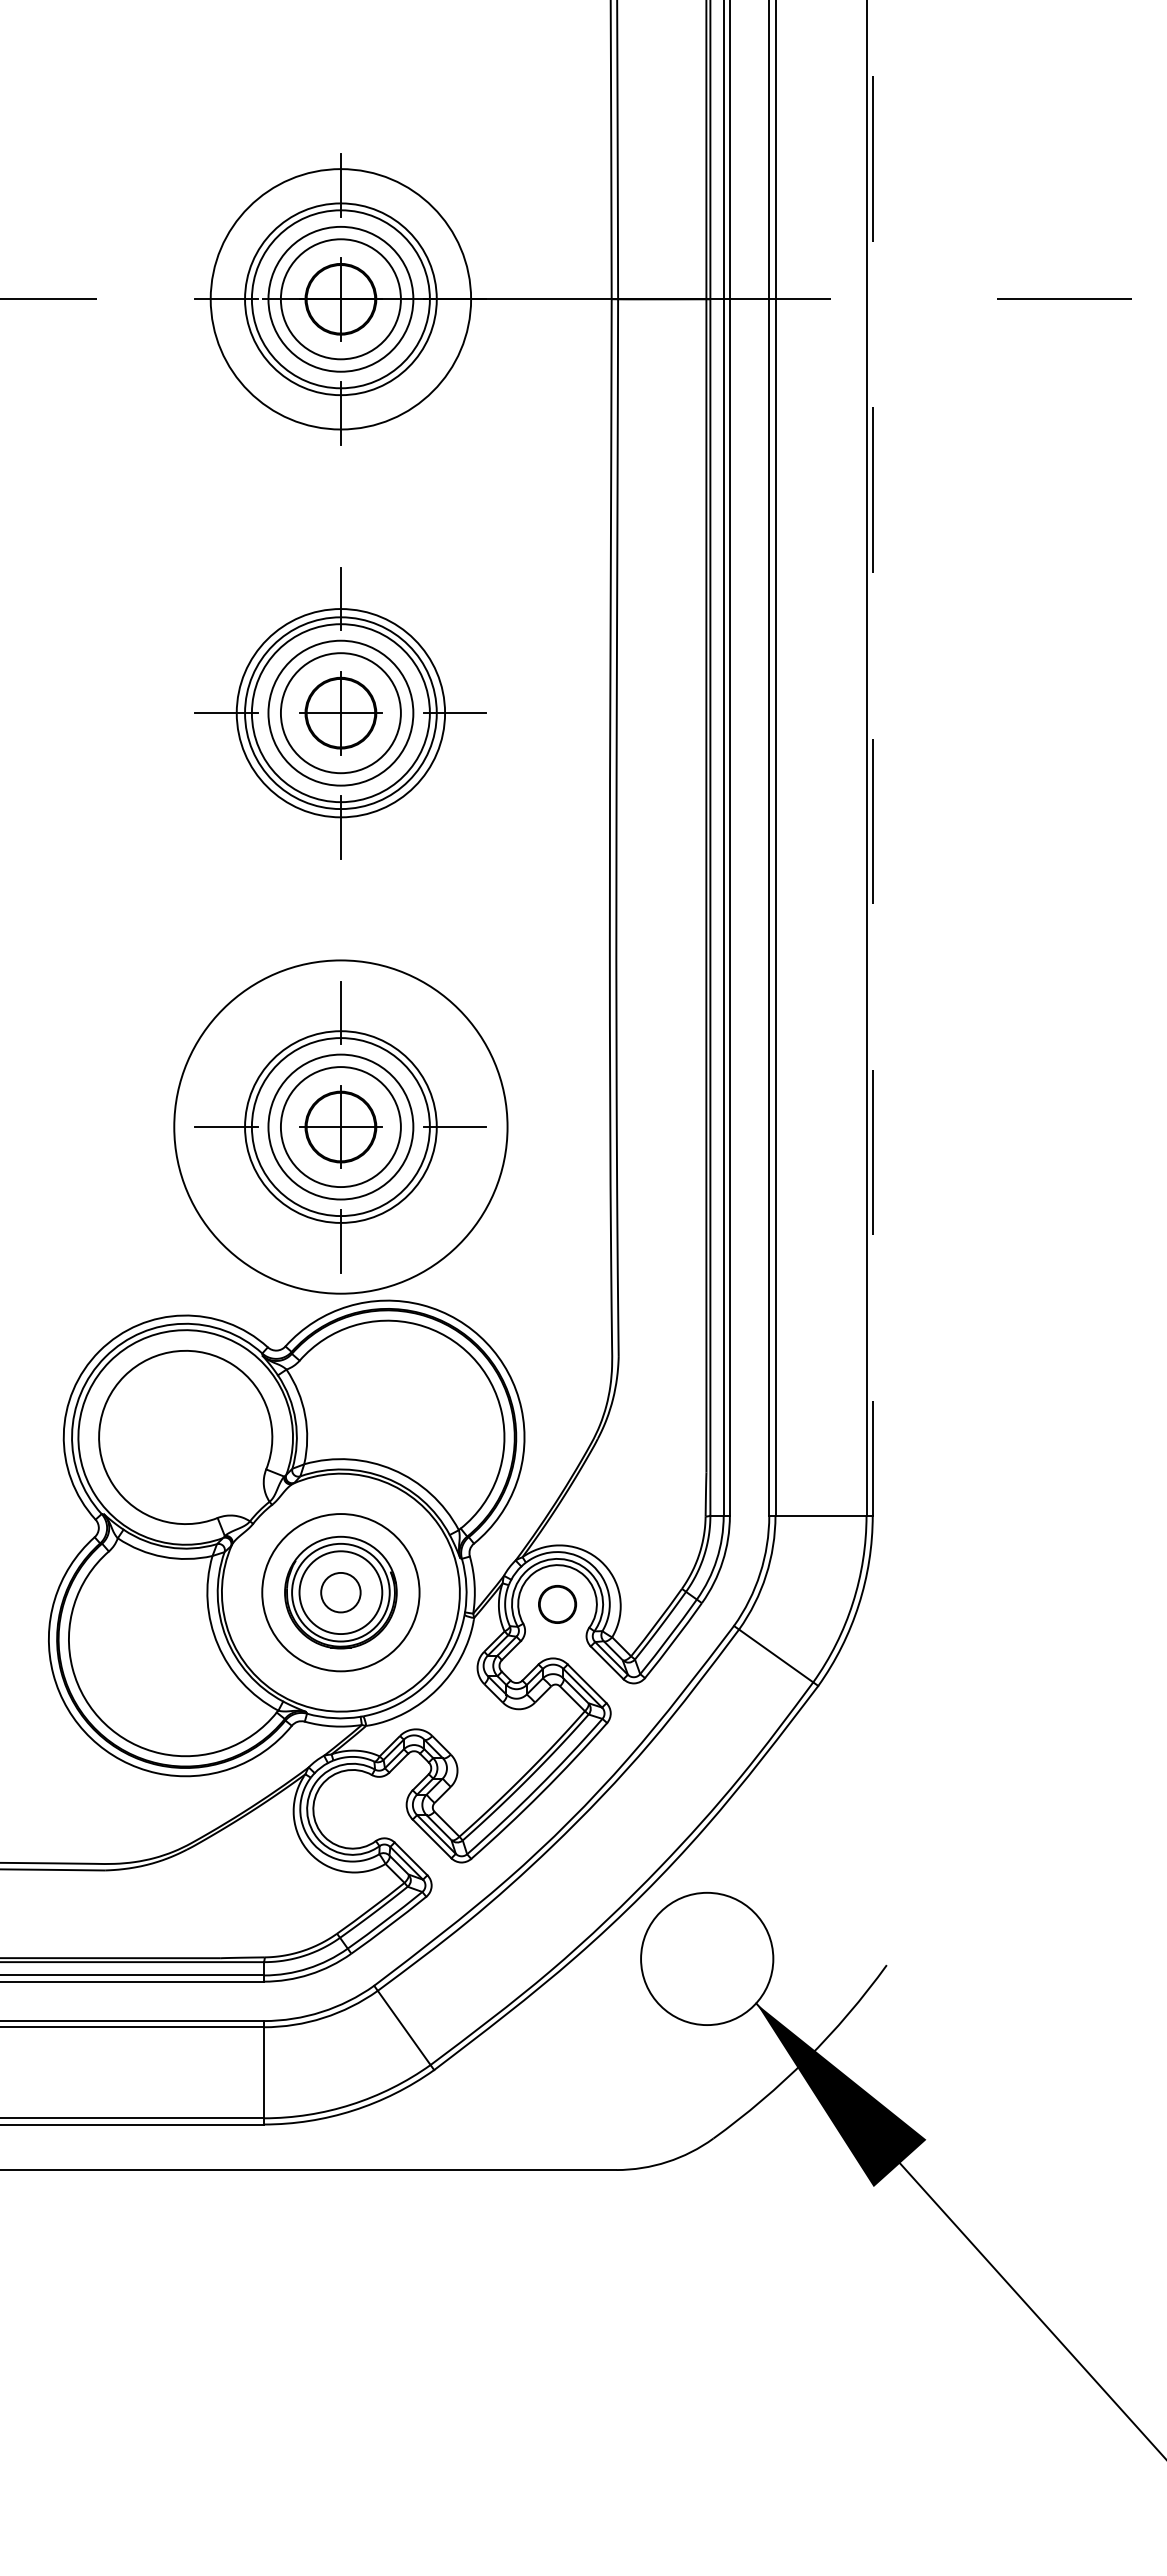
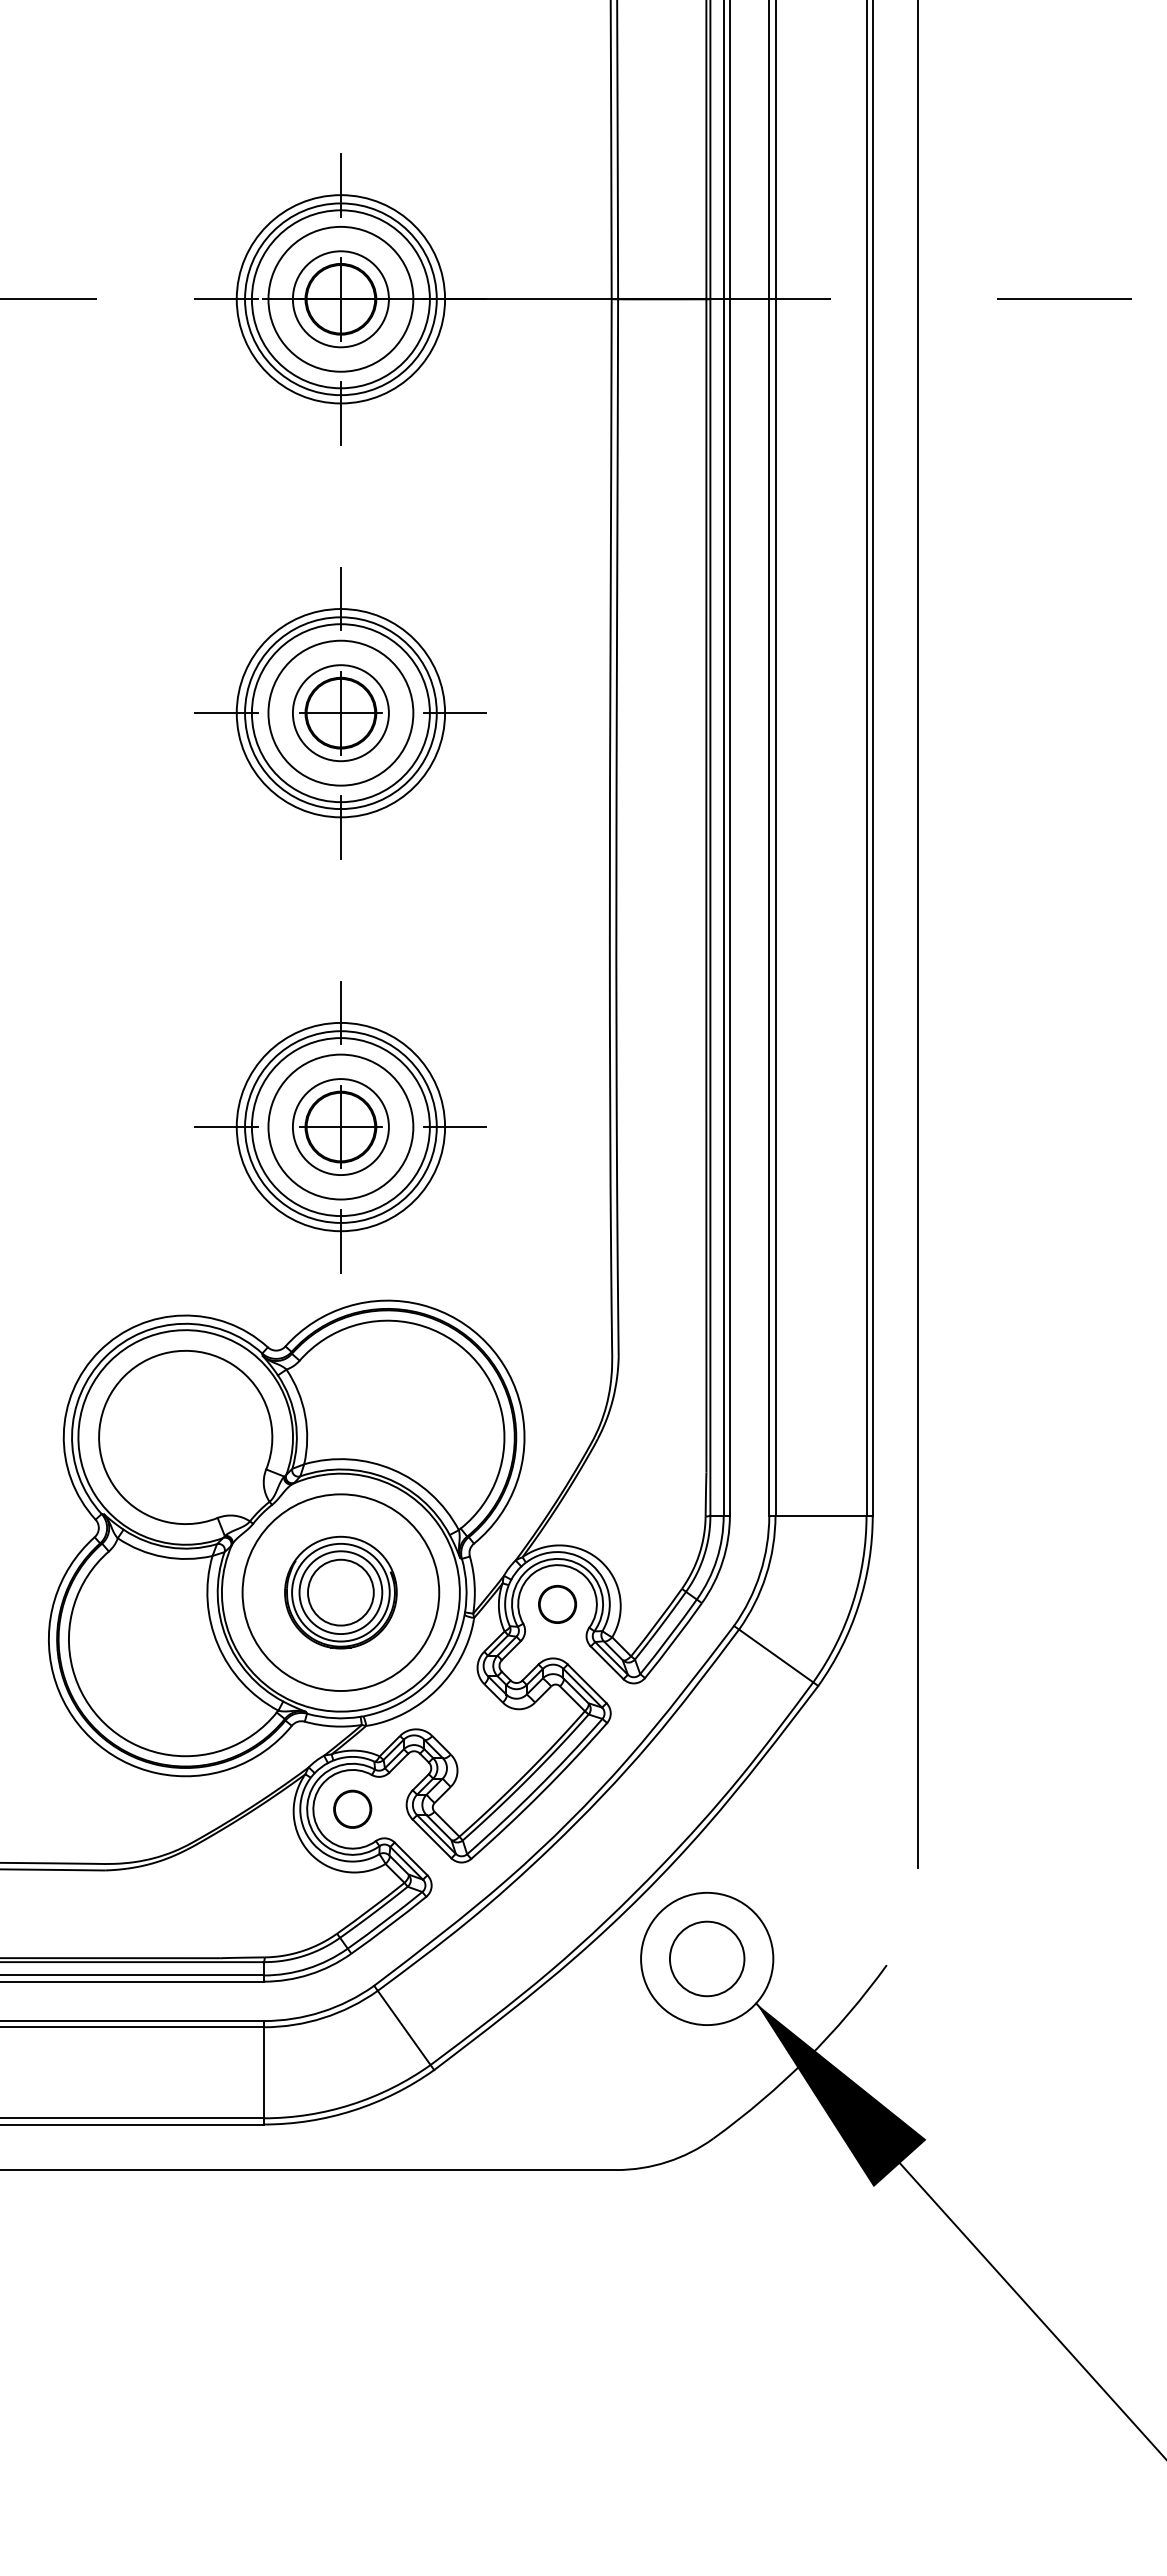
circle diameter: 120 px -> 96 px (340, 299)
circle diameter: 260 px -> 208 px (340, 299)
circle diameter: 120 px -> 96 px (340, 713)
line: dashed -> solid (872, 758)
line: none -> present (918, 935)
circle diameter: 333 px -> 208 px (340, 1126)
circle diameter: 120 px -> 96 px (340, 1127)
circle diameter: 157 px -> 197 px (340, 1592)
circle diameter: 39 px -> 66 px (340, 1592)
circle: none -> present (352, 1808)
circle: none -> present (707, 1958)
